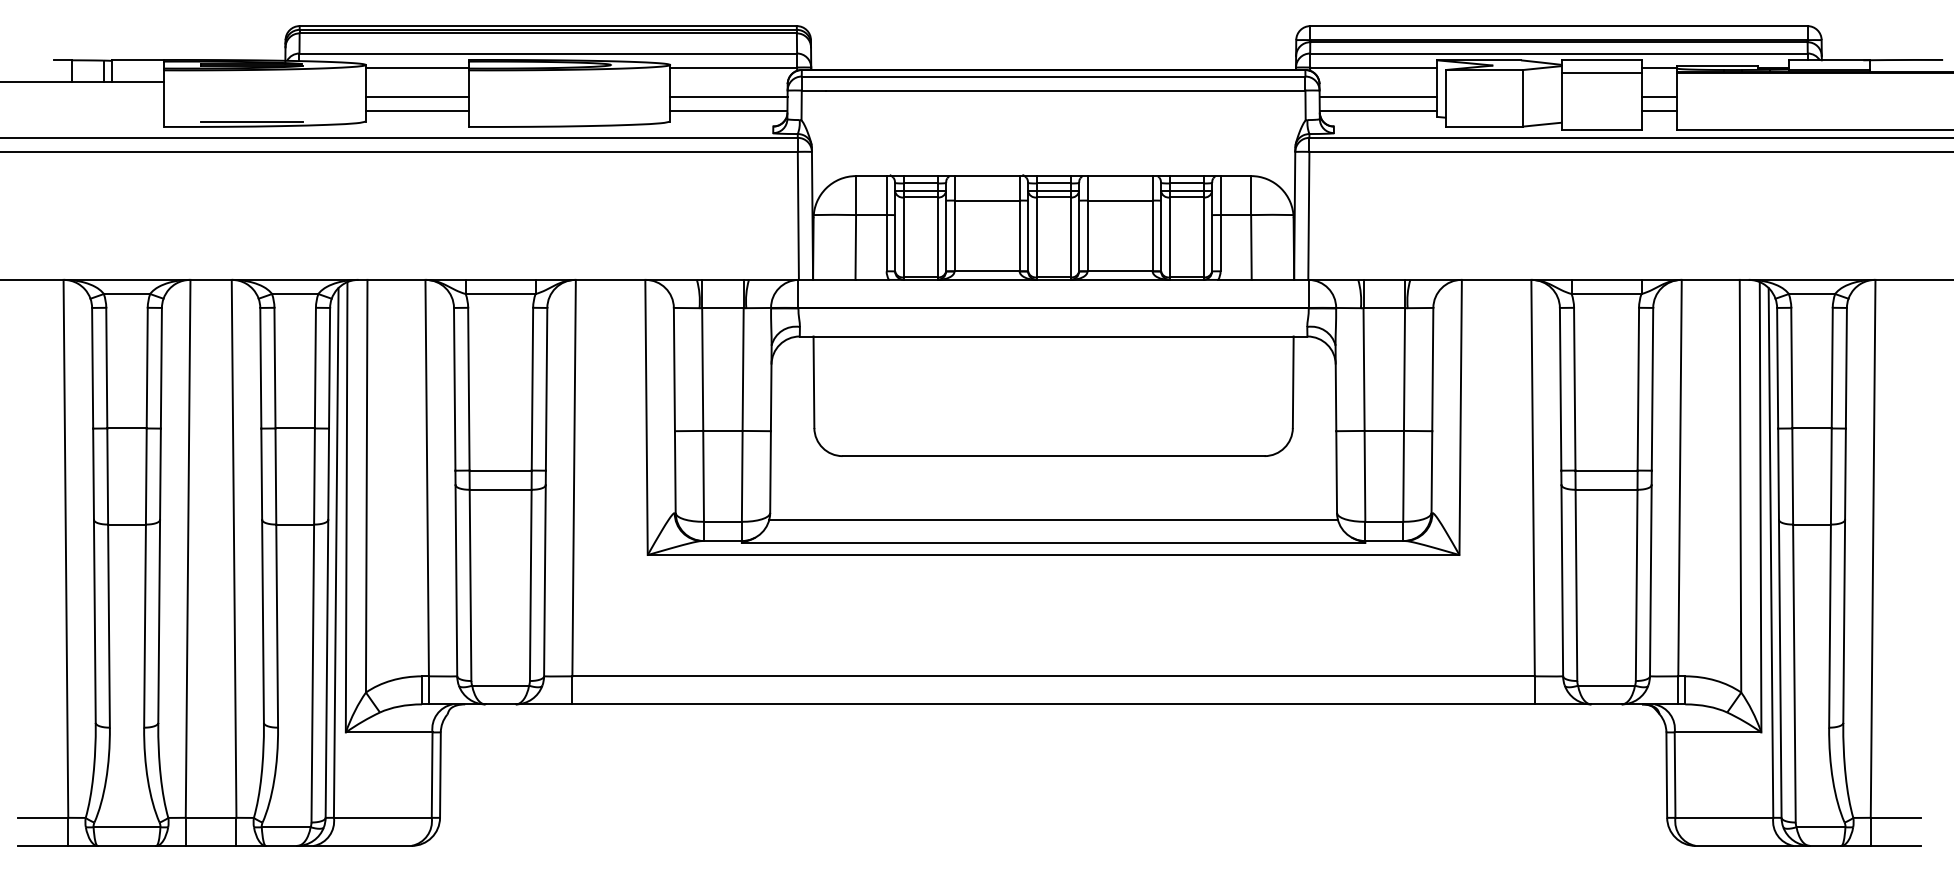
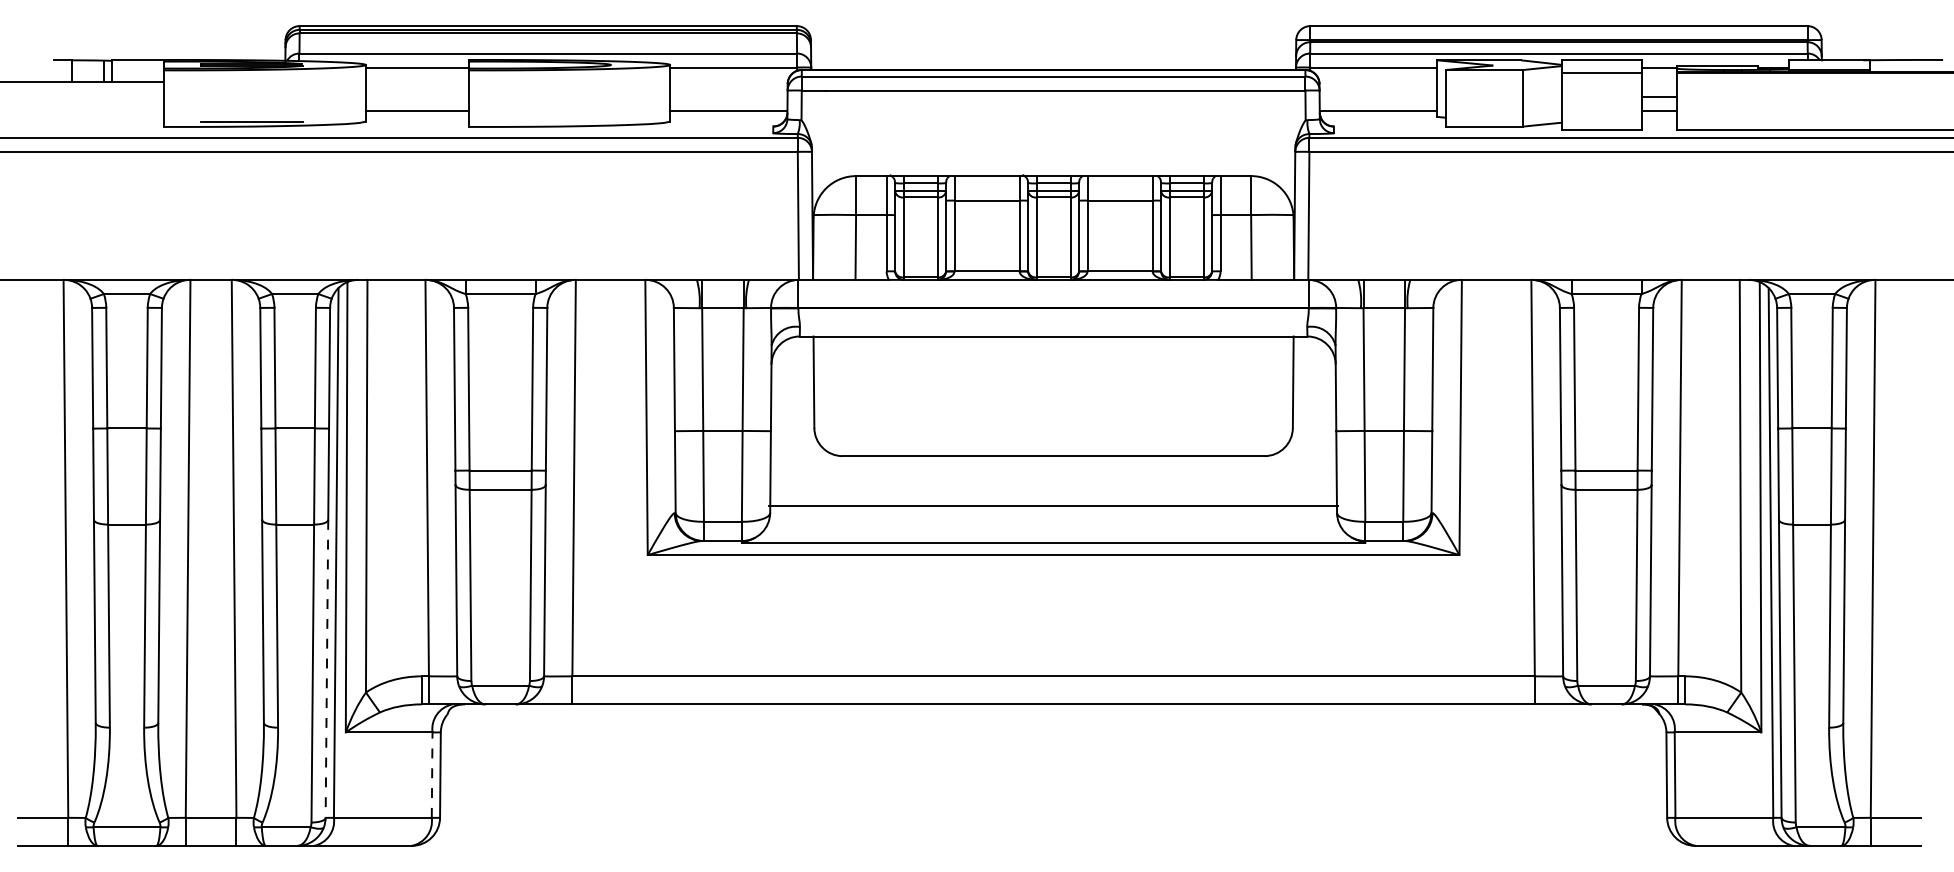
line: present -> none (416, 96)
line: present -> none (728, 96)
line: present -> none (1378, 96)
line position: (1053, 519) -> (1053, 505) (1053, 505)
line: solid -> dashed (326, 668)
line: solid -> dashed (432, 775)
